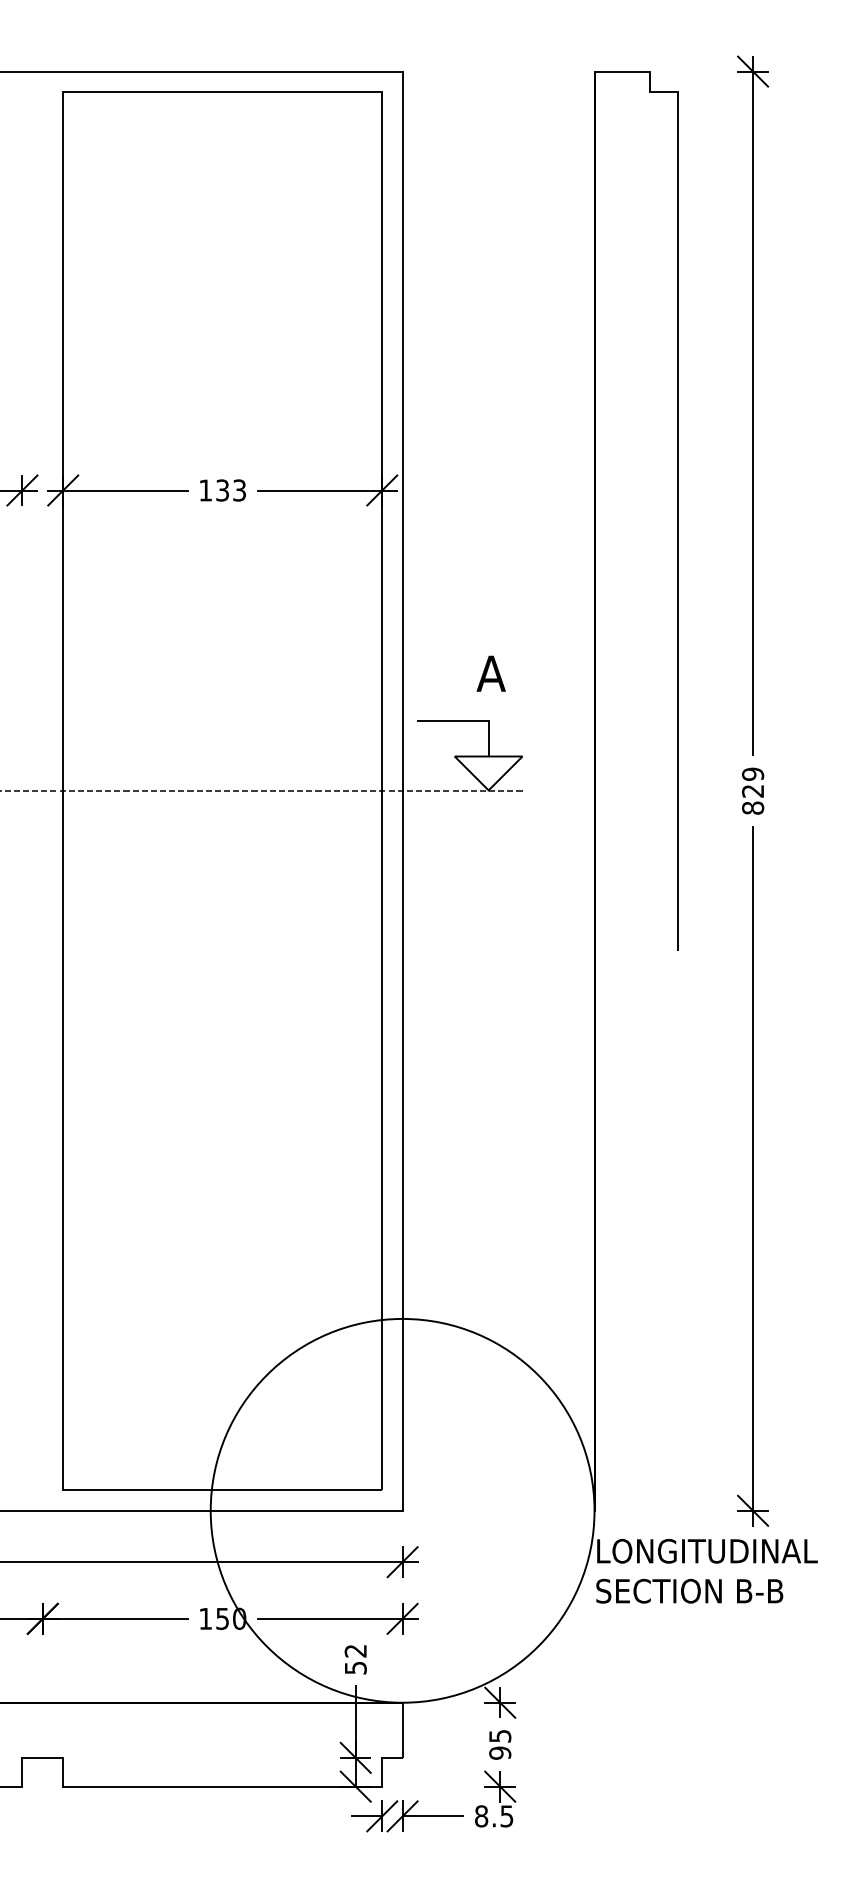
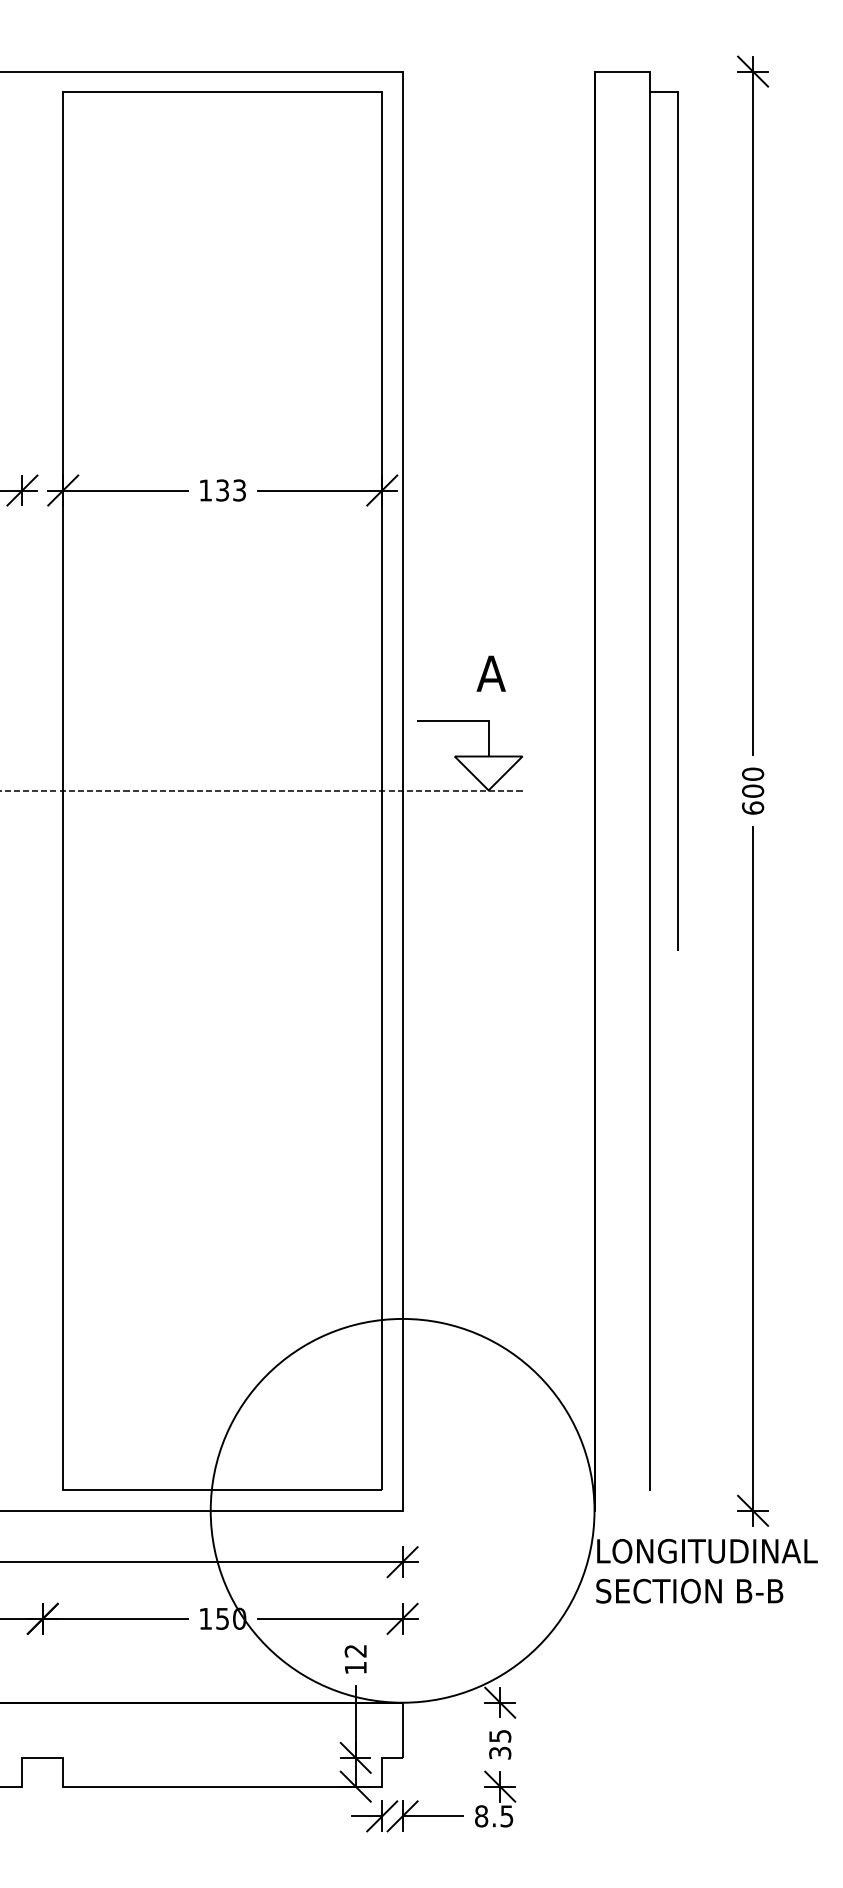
text: 829 -> 600 (753, 790)
line: none -> present (649, 791)
text: 52 -> 12 (355, 1667)
text: 95 -> 35 (500, 1752)
